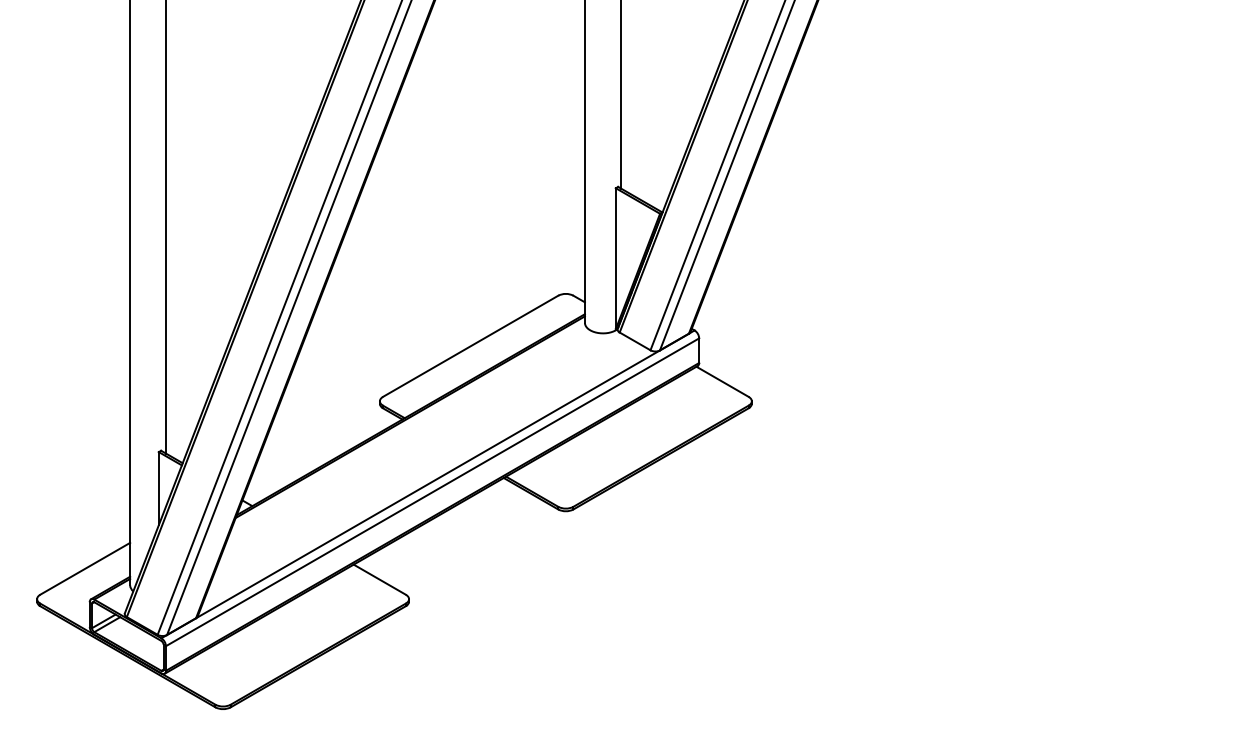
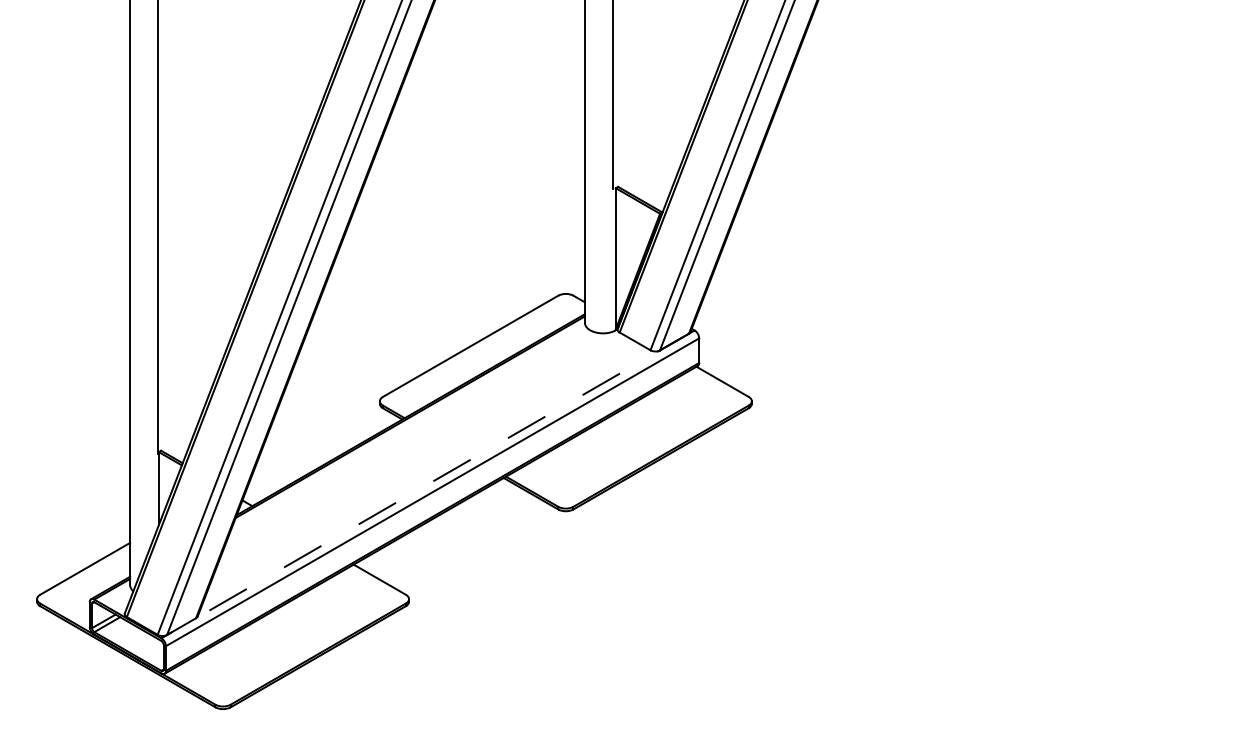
line position: (621, 95) -> (613, 95) (613, 95)
line position: (166, 227) -> (158, 227) (158, 227)
line: solid -> dashed (427, 484)
